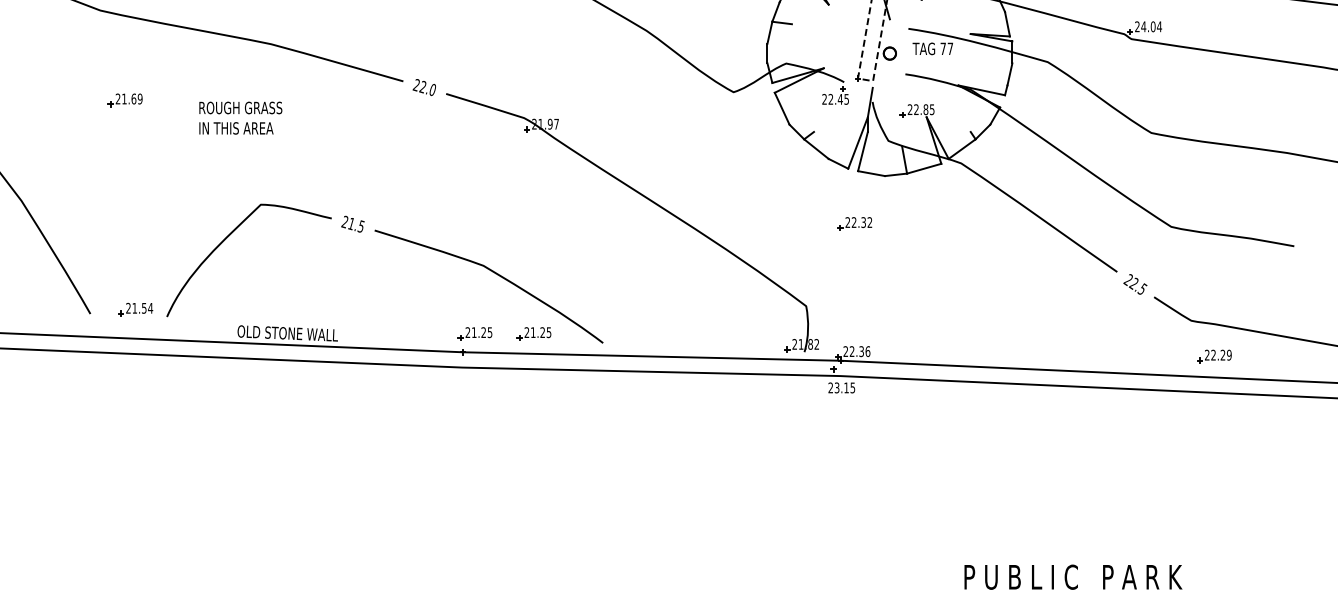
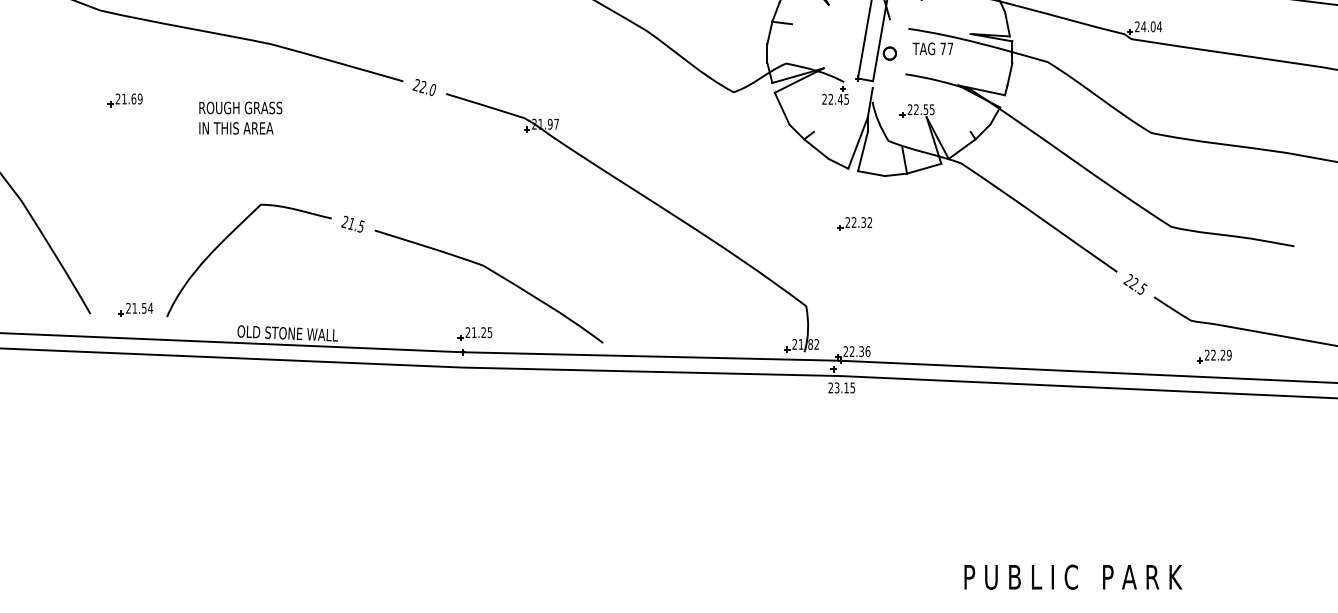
line: dashed -> solid (866, 80)
text: 22.85 -> 22.55 (925, 109)
part: present -> none (533, 333)
